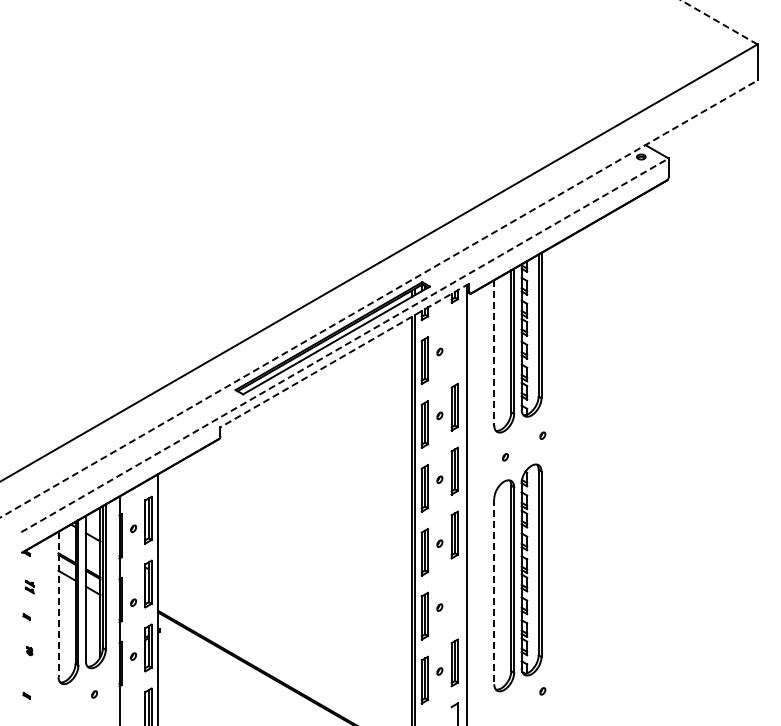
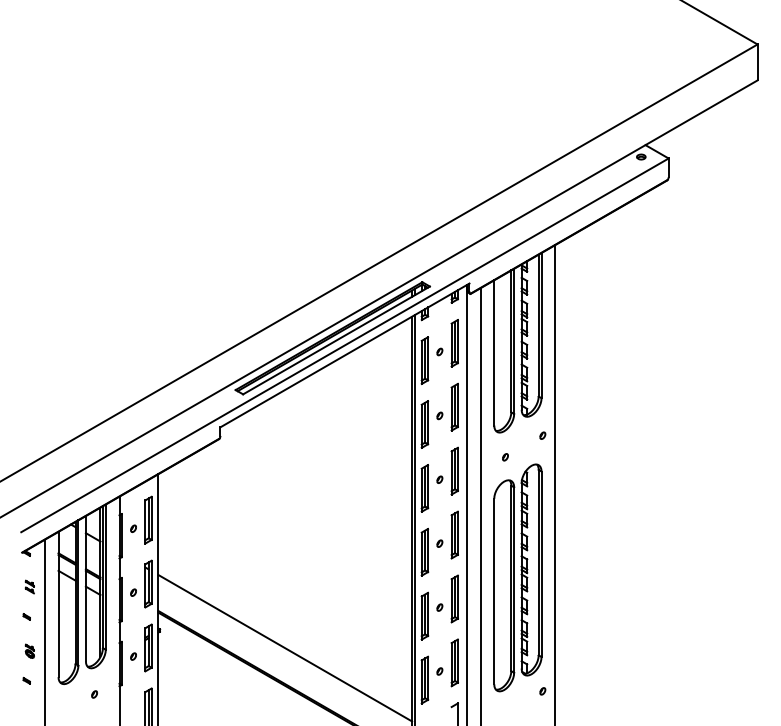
line: dashed -> solid (718, 22)
line: dashed -> solid (379, 298)
part: none -> present (454, 343)
line: dashed -> solid (344, 345)
line: dashed -> solid (494, 352)
line: dashed -> solid (344, 355)
line: none -> present (555, 483)
line: none -> present (480, 505)
line: dashed -> solid (494, 591)
part: none -> present (454, 598)
part position: (133, 602) -> (133, 592) (133, 592)
line: dashed -> solid (58, 604)
line: none -> present (44, 630)
line: none -> present (285, 648)
part size: 8x11 px -> 11x16 px (29, 650)
part position: (26, 695) -> (26, 680) (26, 680)
